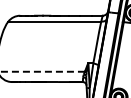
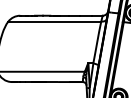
line: dashed -> solid (42, 71)
